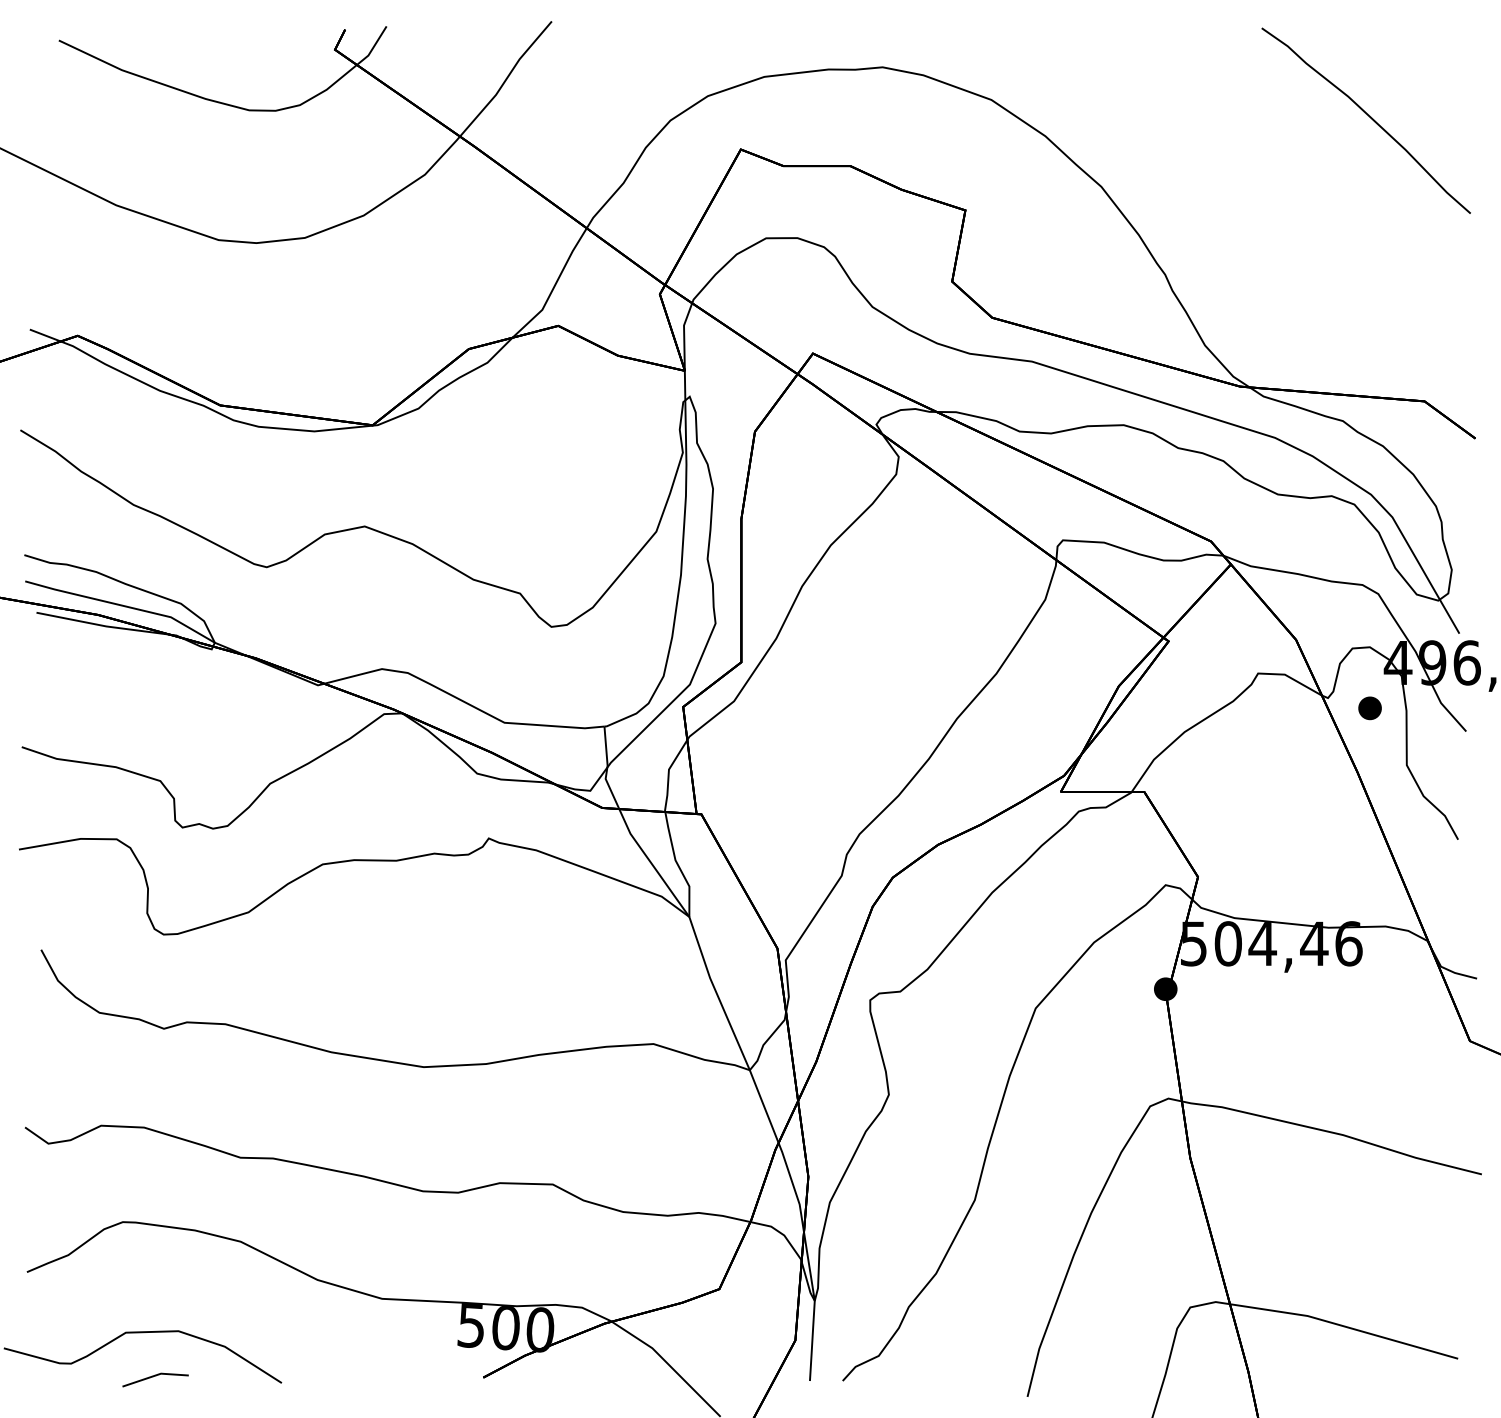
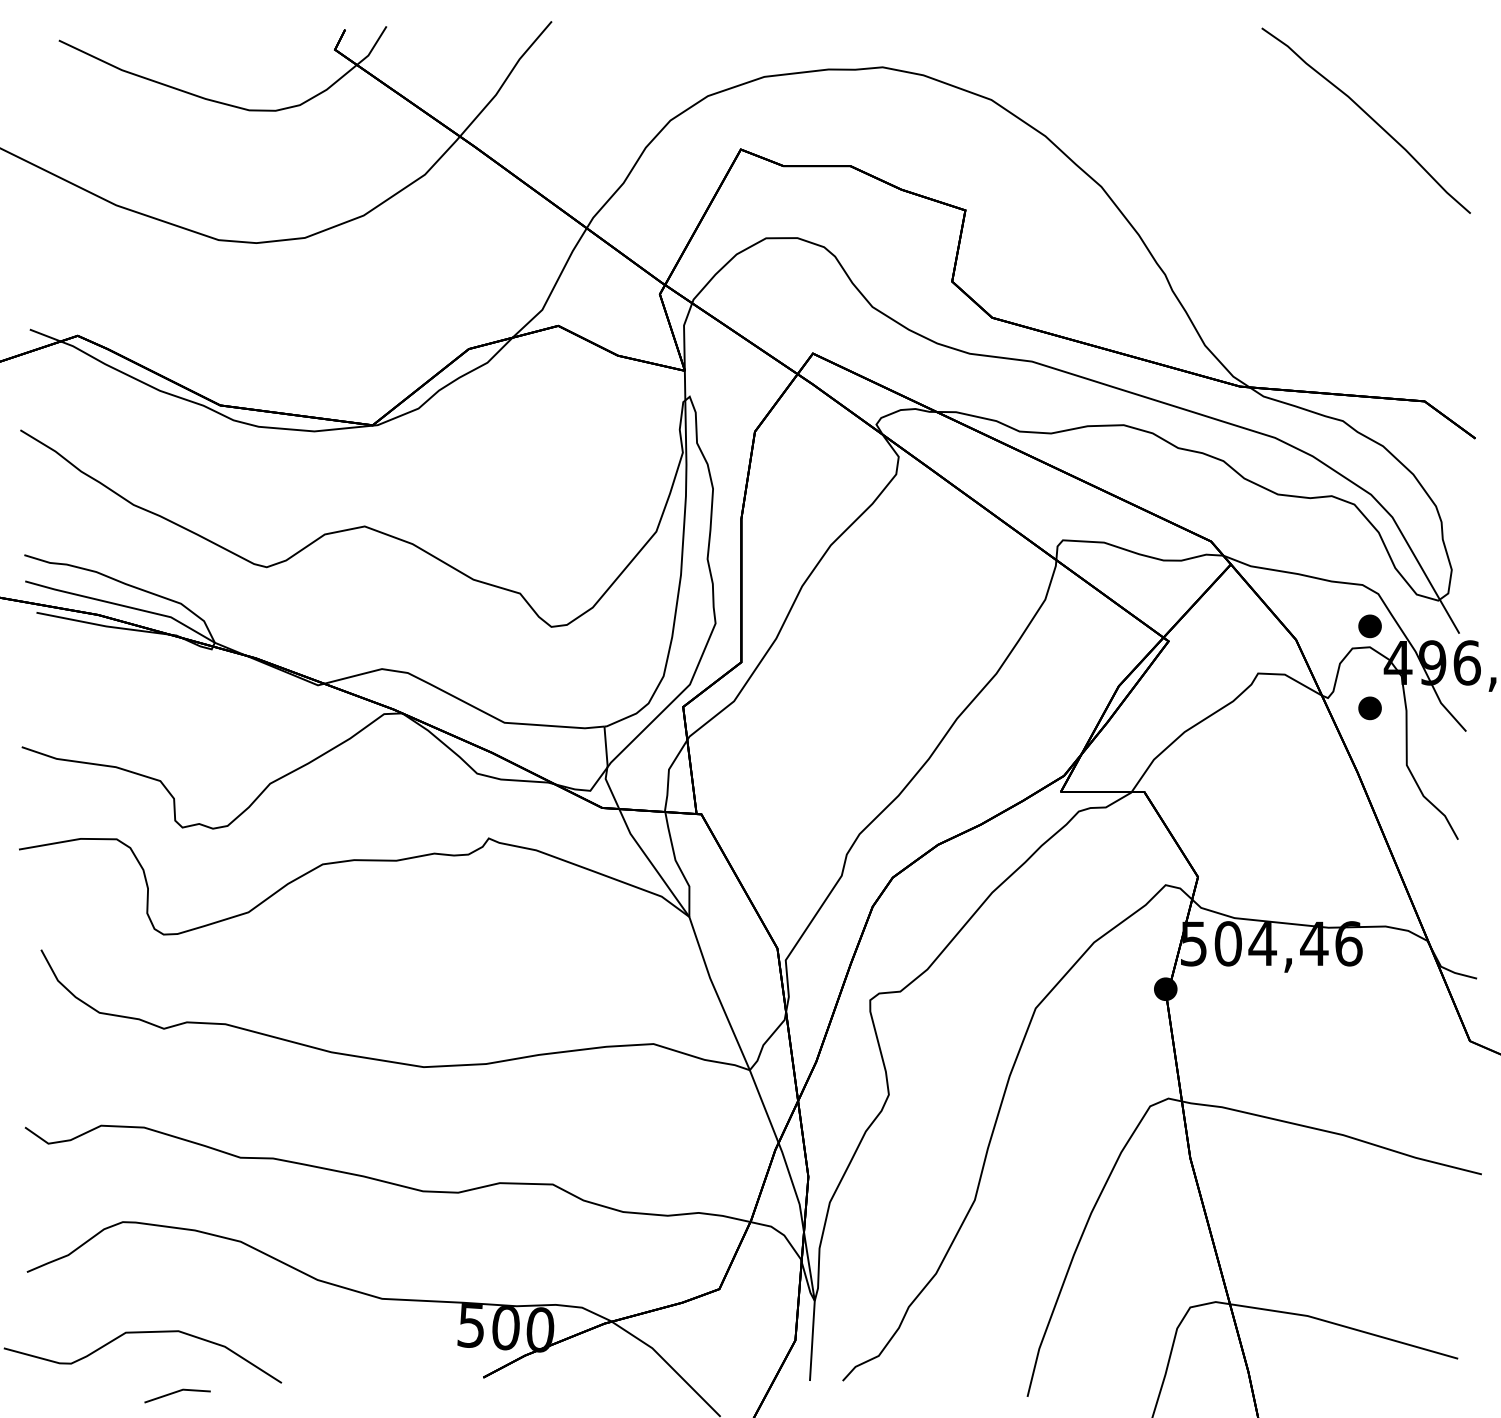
part: none -> present (1369, 626)
line position: (153, 1377) -> (175, 1393) (175, 1393)
